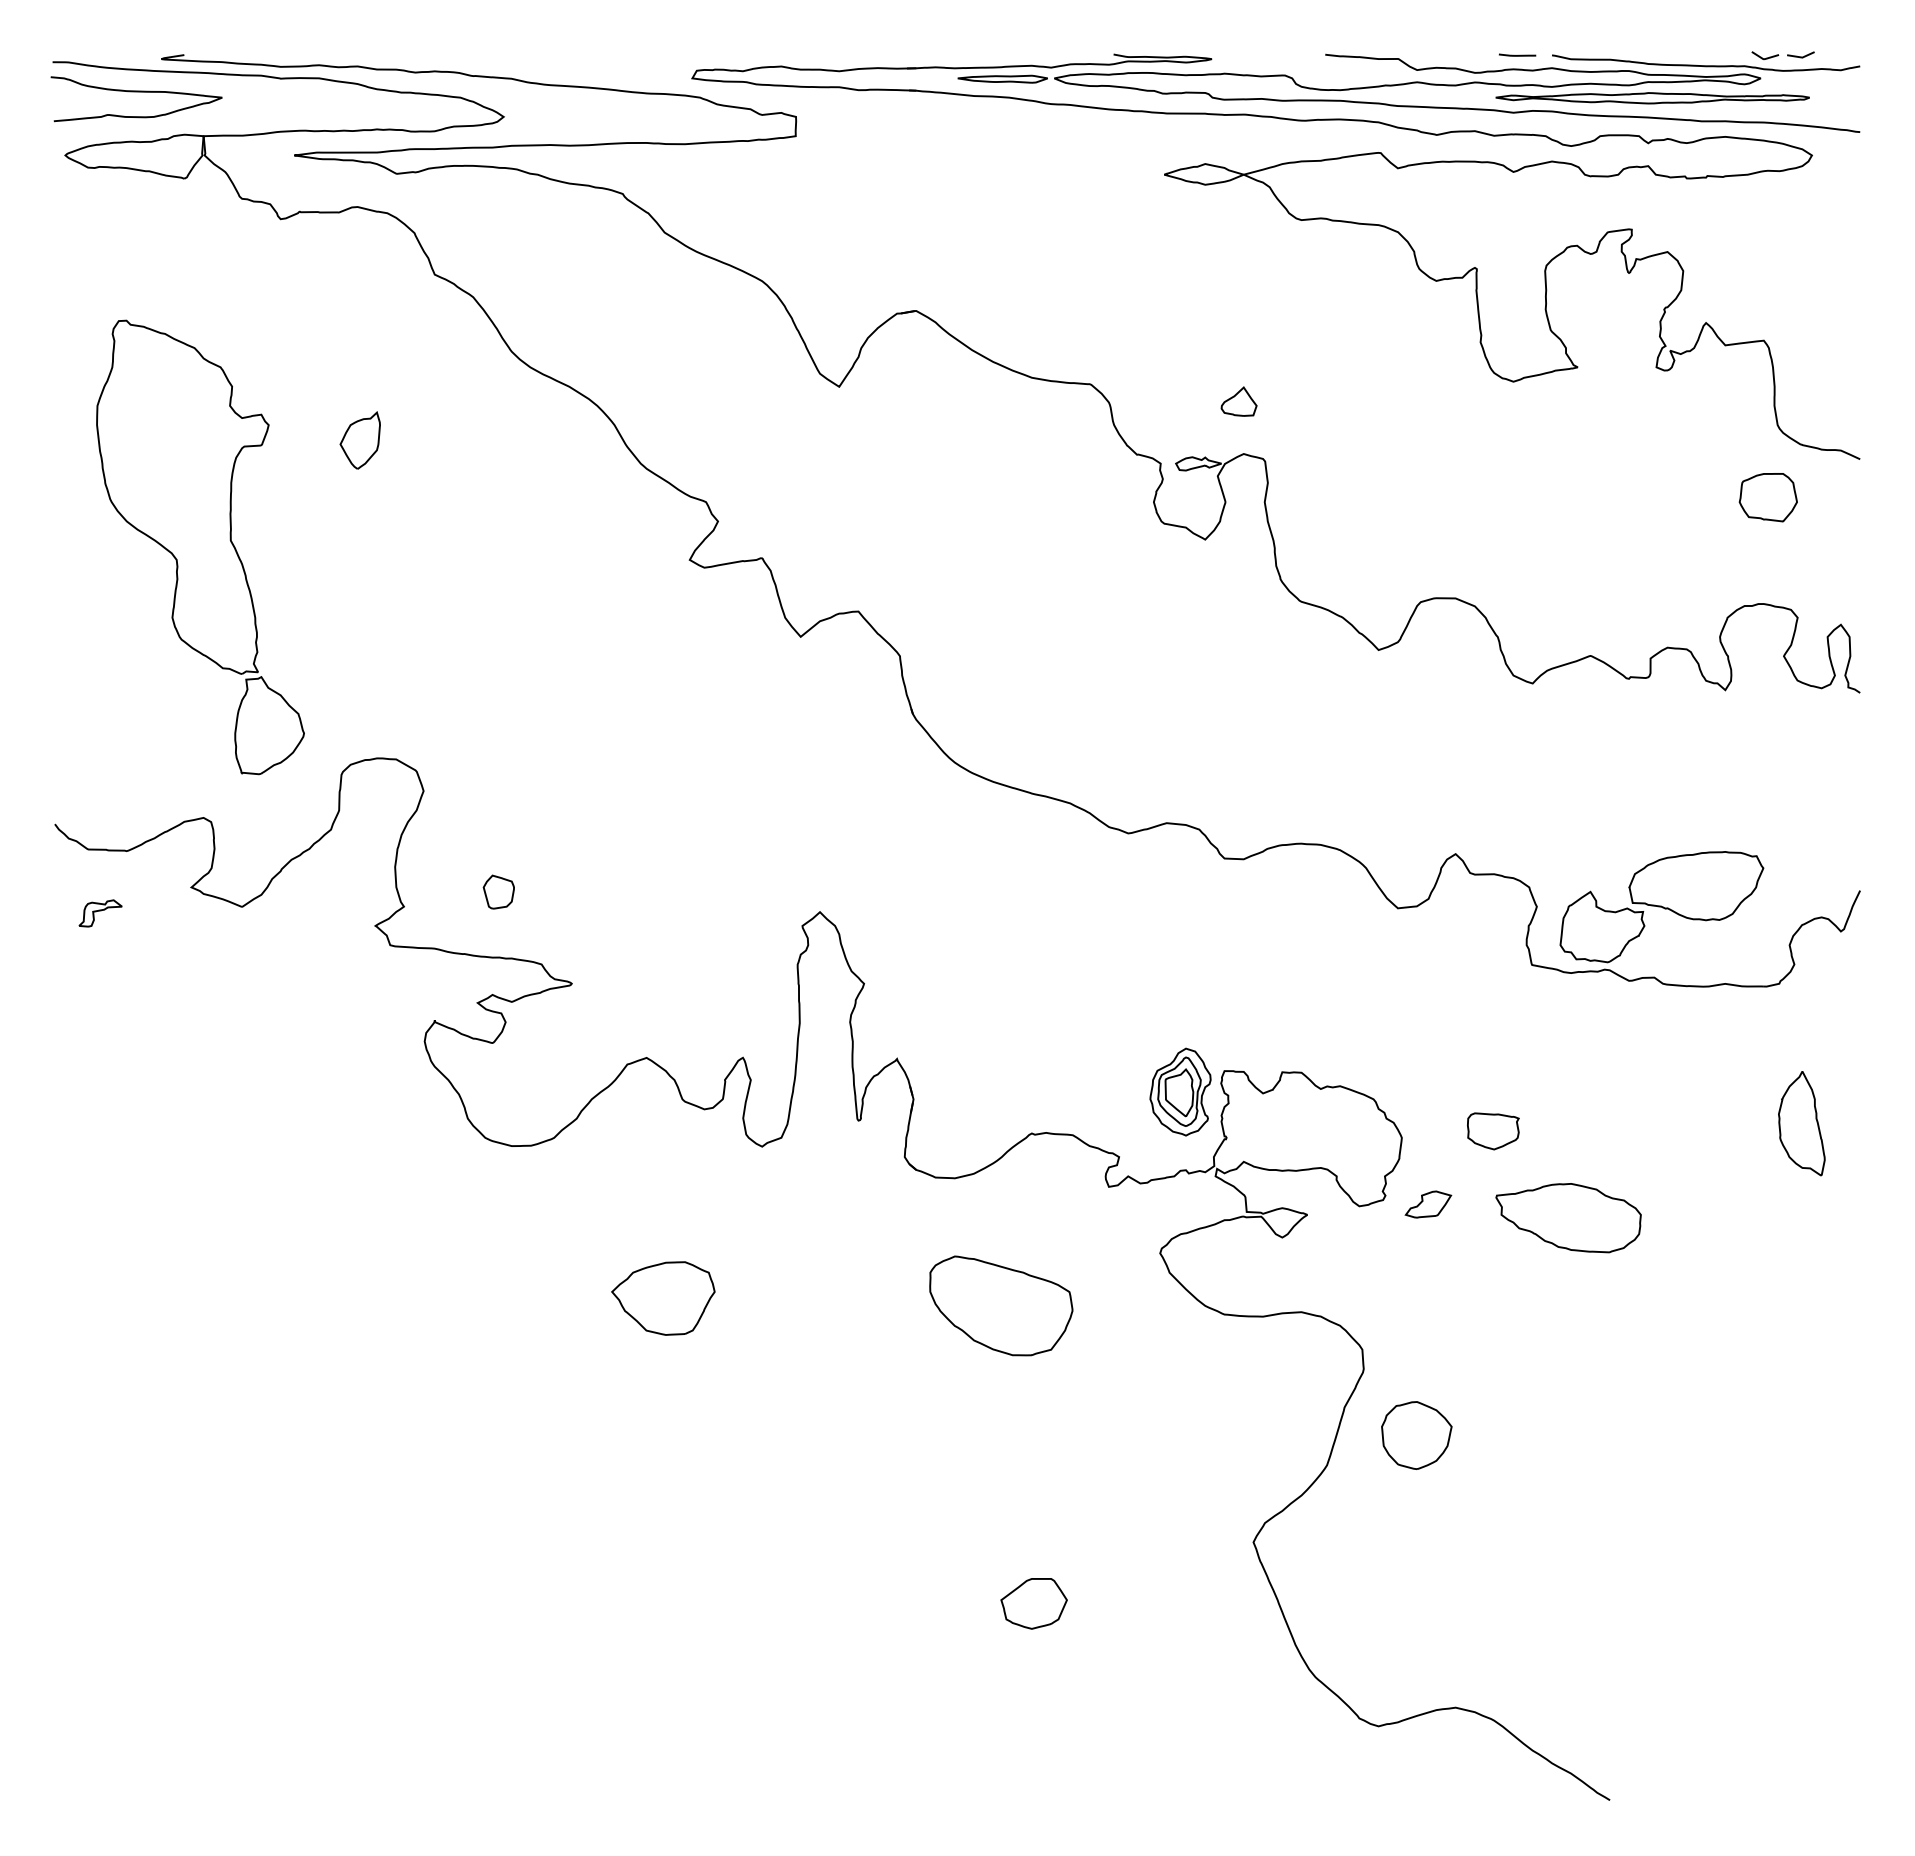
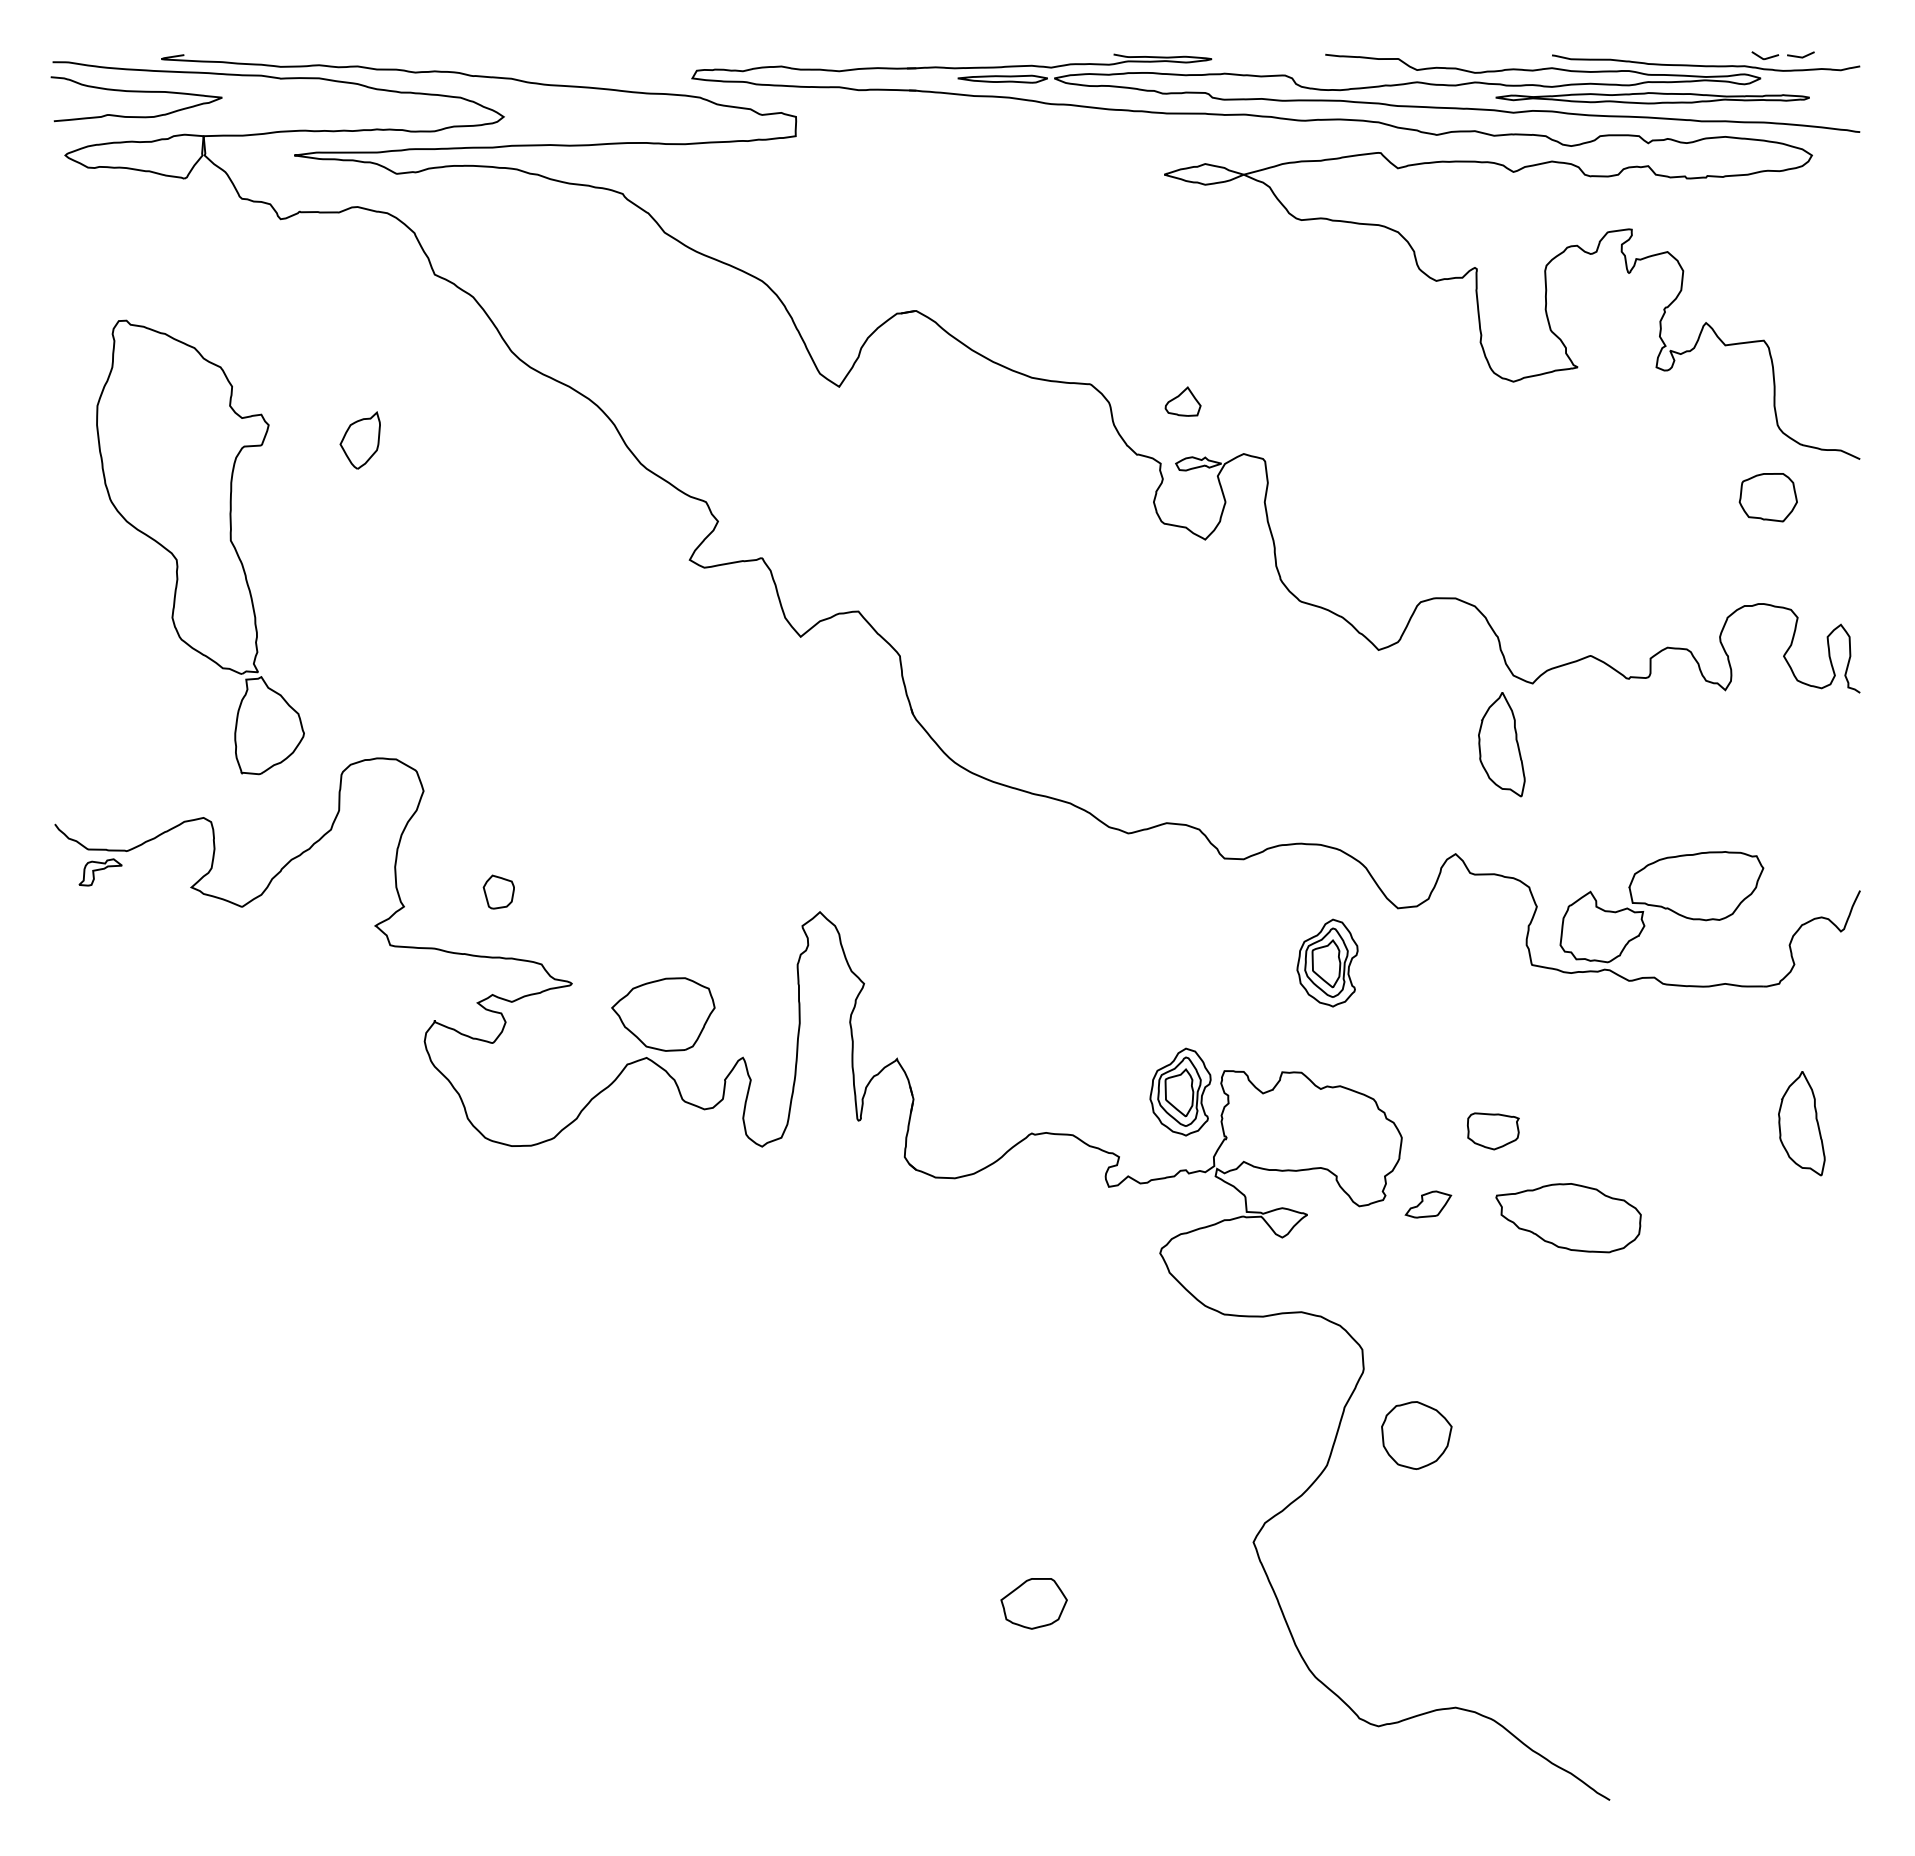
line: present -> none (1518, 54)
part position: (1238, 401) -> (1182, 401) (1182, 401)
part: none -> present (1501, 744)
part position: (100, 913) -> (100, 872) (100, 872)
part: none -> present (1327, 962)
part position: (663, 1298) -> (663, 1014) (663, 1014)
part: present -> none (1001, 1305)
